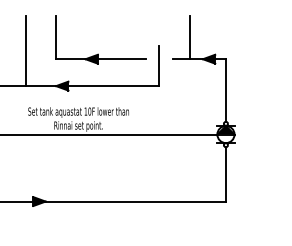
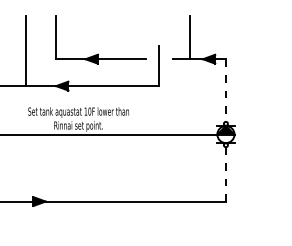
line: solid -> dashed (225, 91)
line: solid -> dashed (225, 174)
